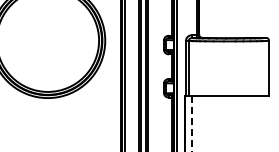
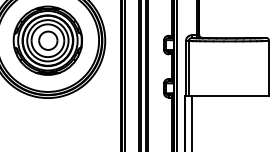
part: none -> present (47, 40)
line: dashed -> solid (191, 123)
